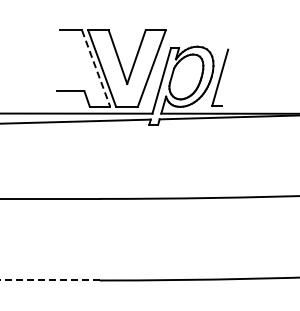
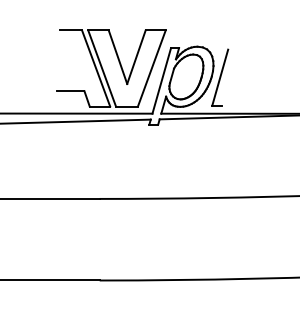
line: dashed -> solid (96, 68)
line: dashed -> solid (49, 280)
